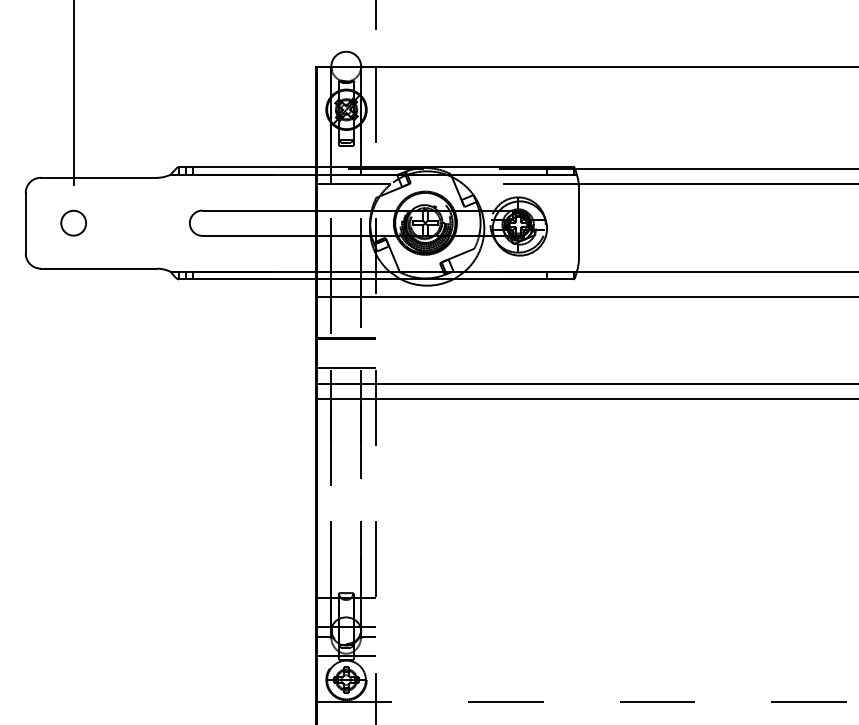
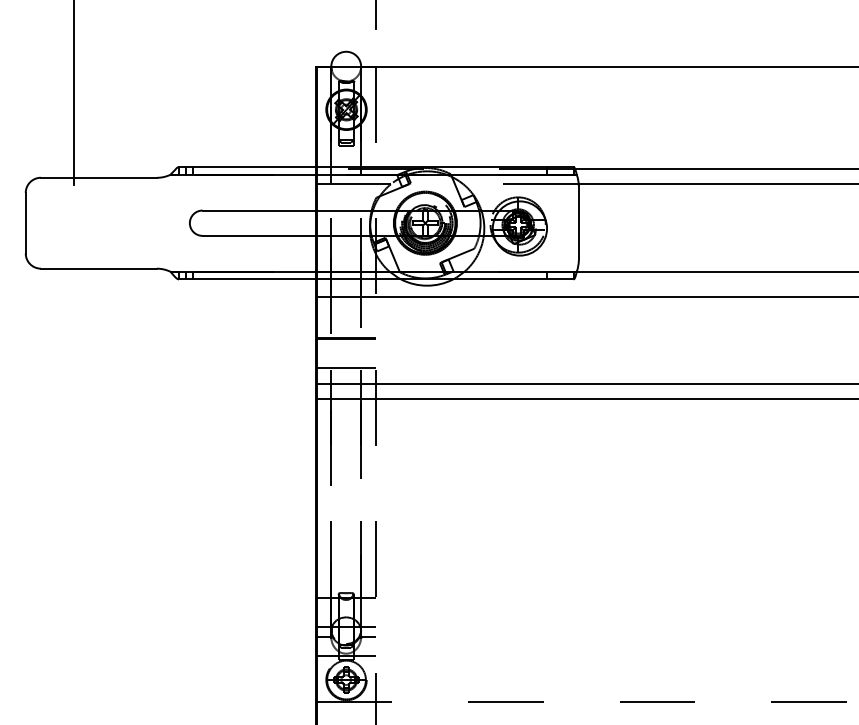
circle: present -> none (73, 222)
